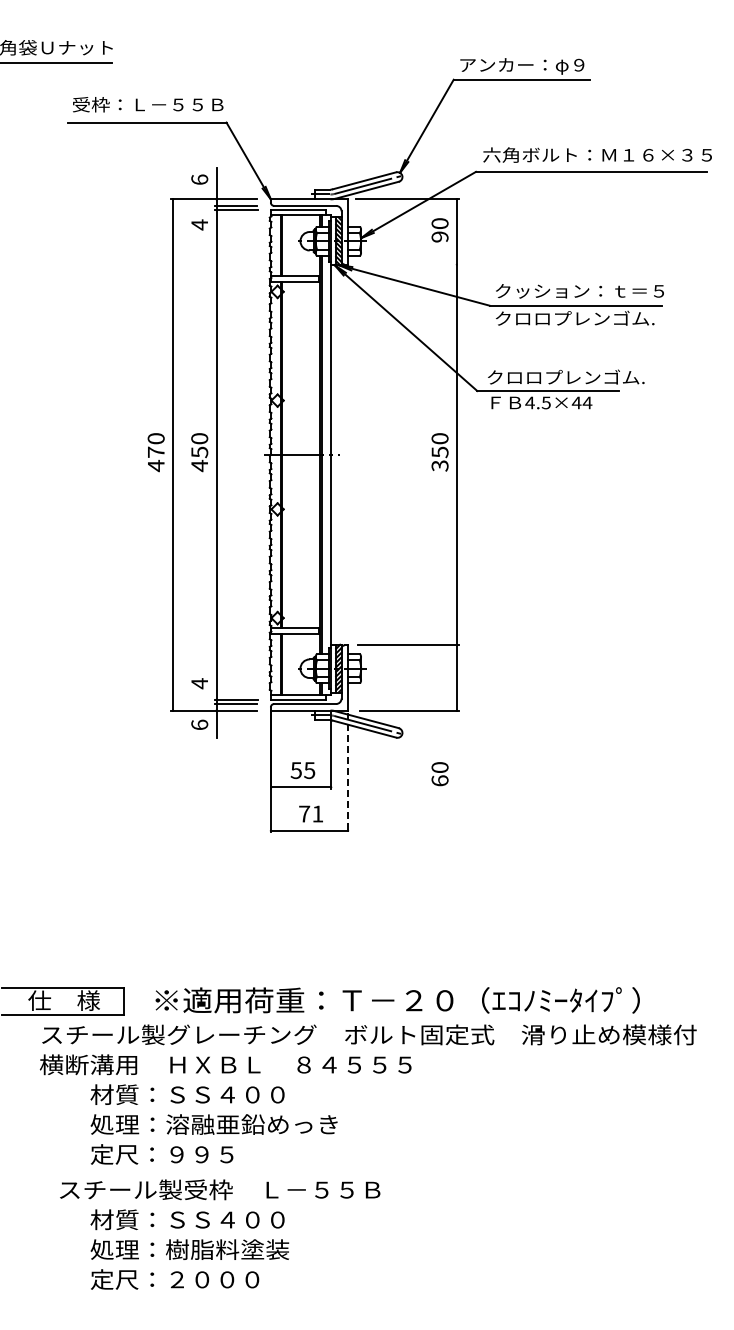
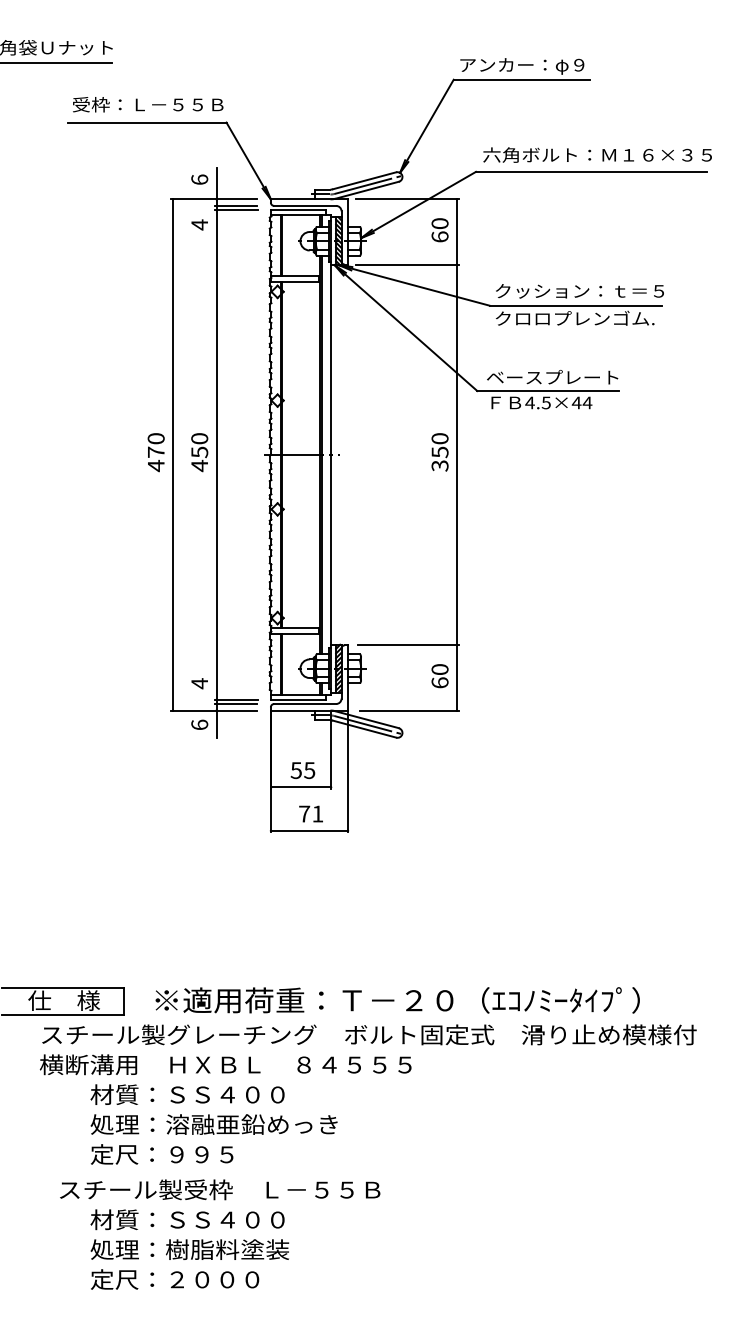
text: 90 -> 60 (439, 236)
line: none -> present (407, 264)
text: クロロプレンゴム. -> ベースプレート (565, 376)
line: dashed -> solid (348, 772)
text position: (439, 774) -> (439, 676) (439, 676)
